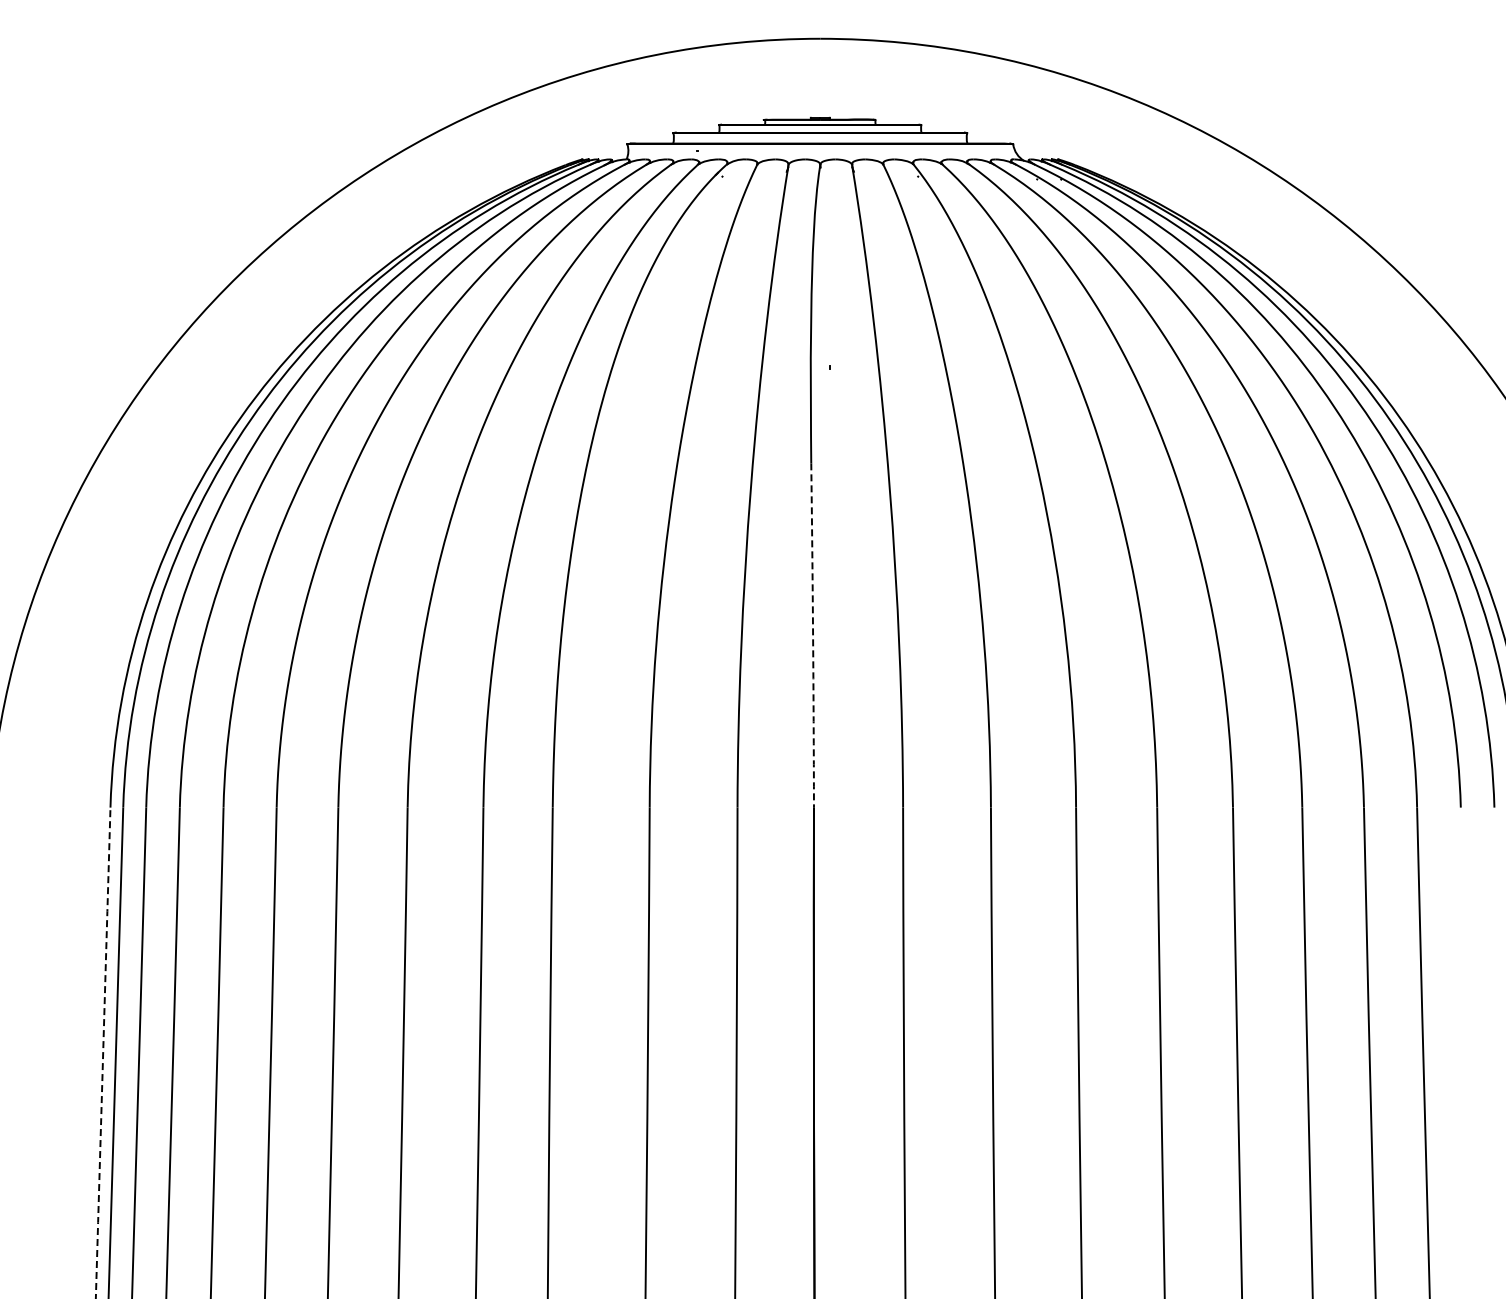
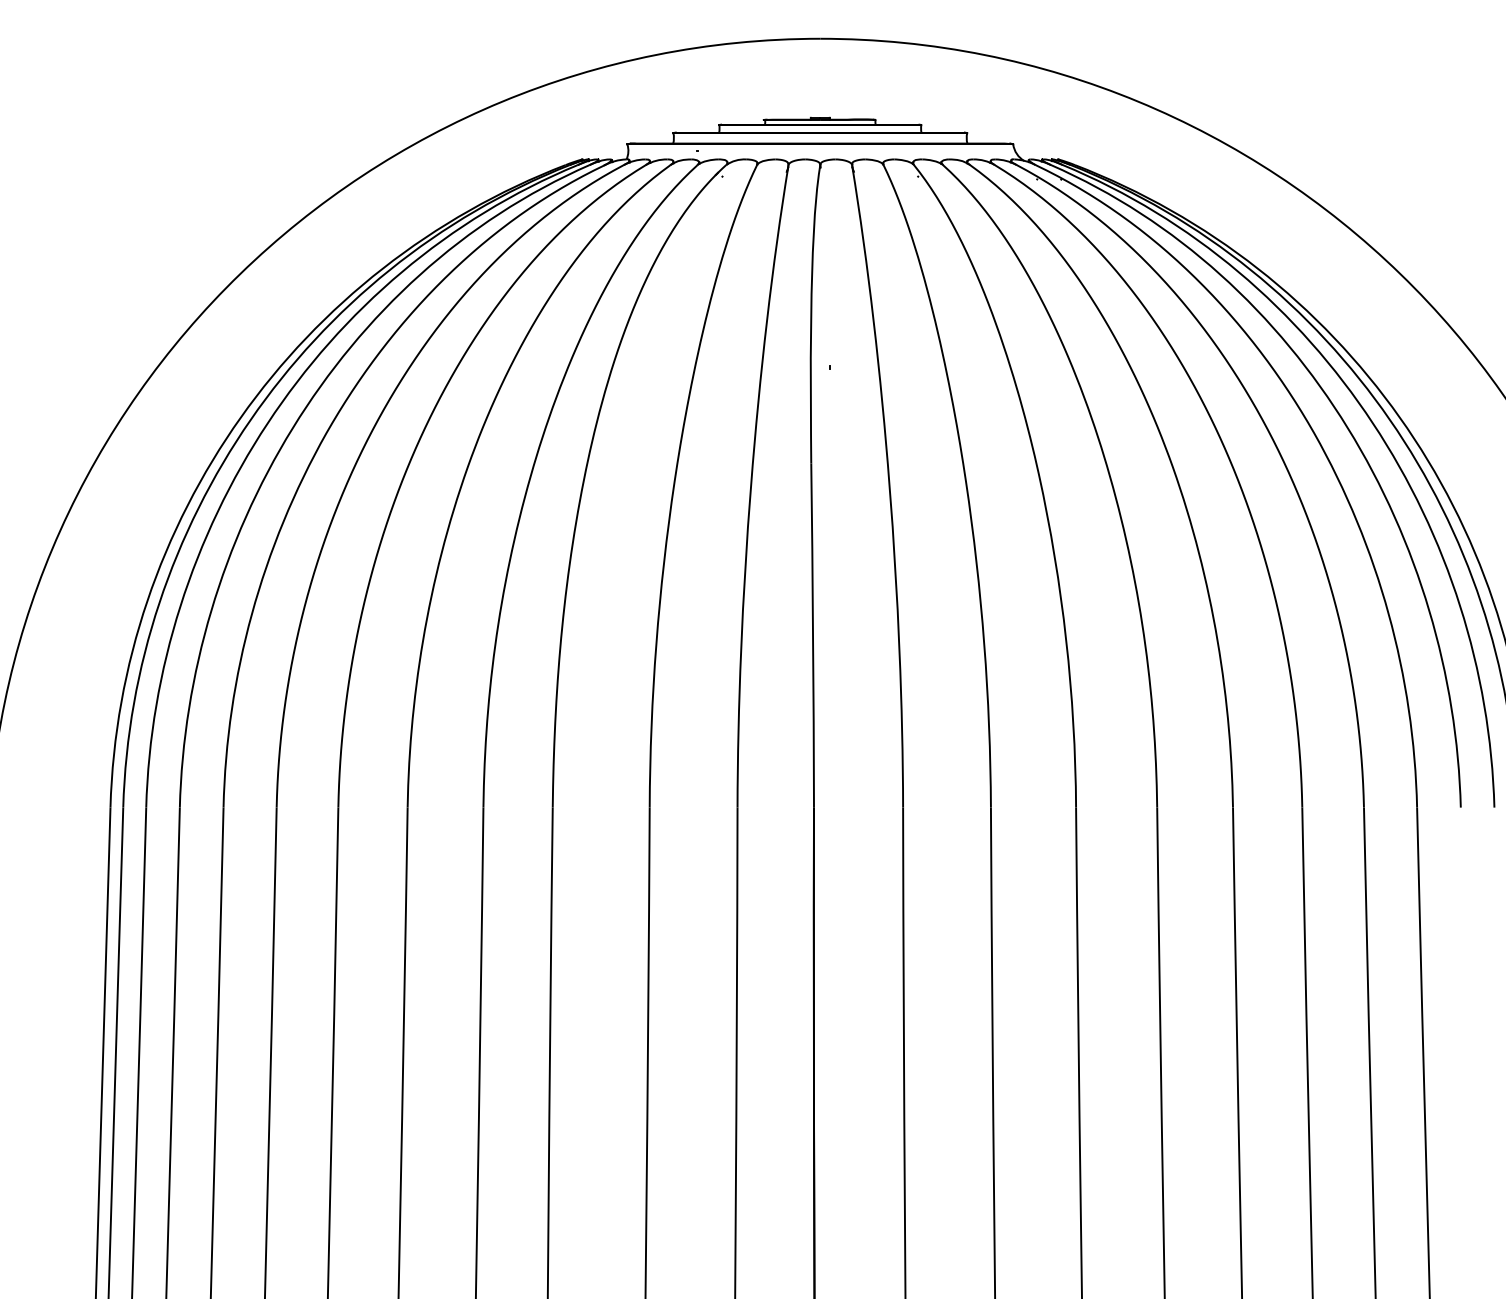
arc: dashed -> solid (813, 635)
arc: dashed -> solid (103, 1053)
